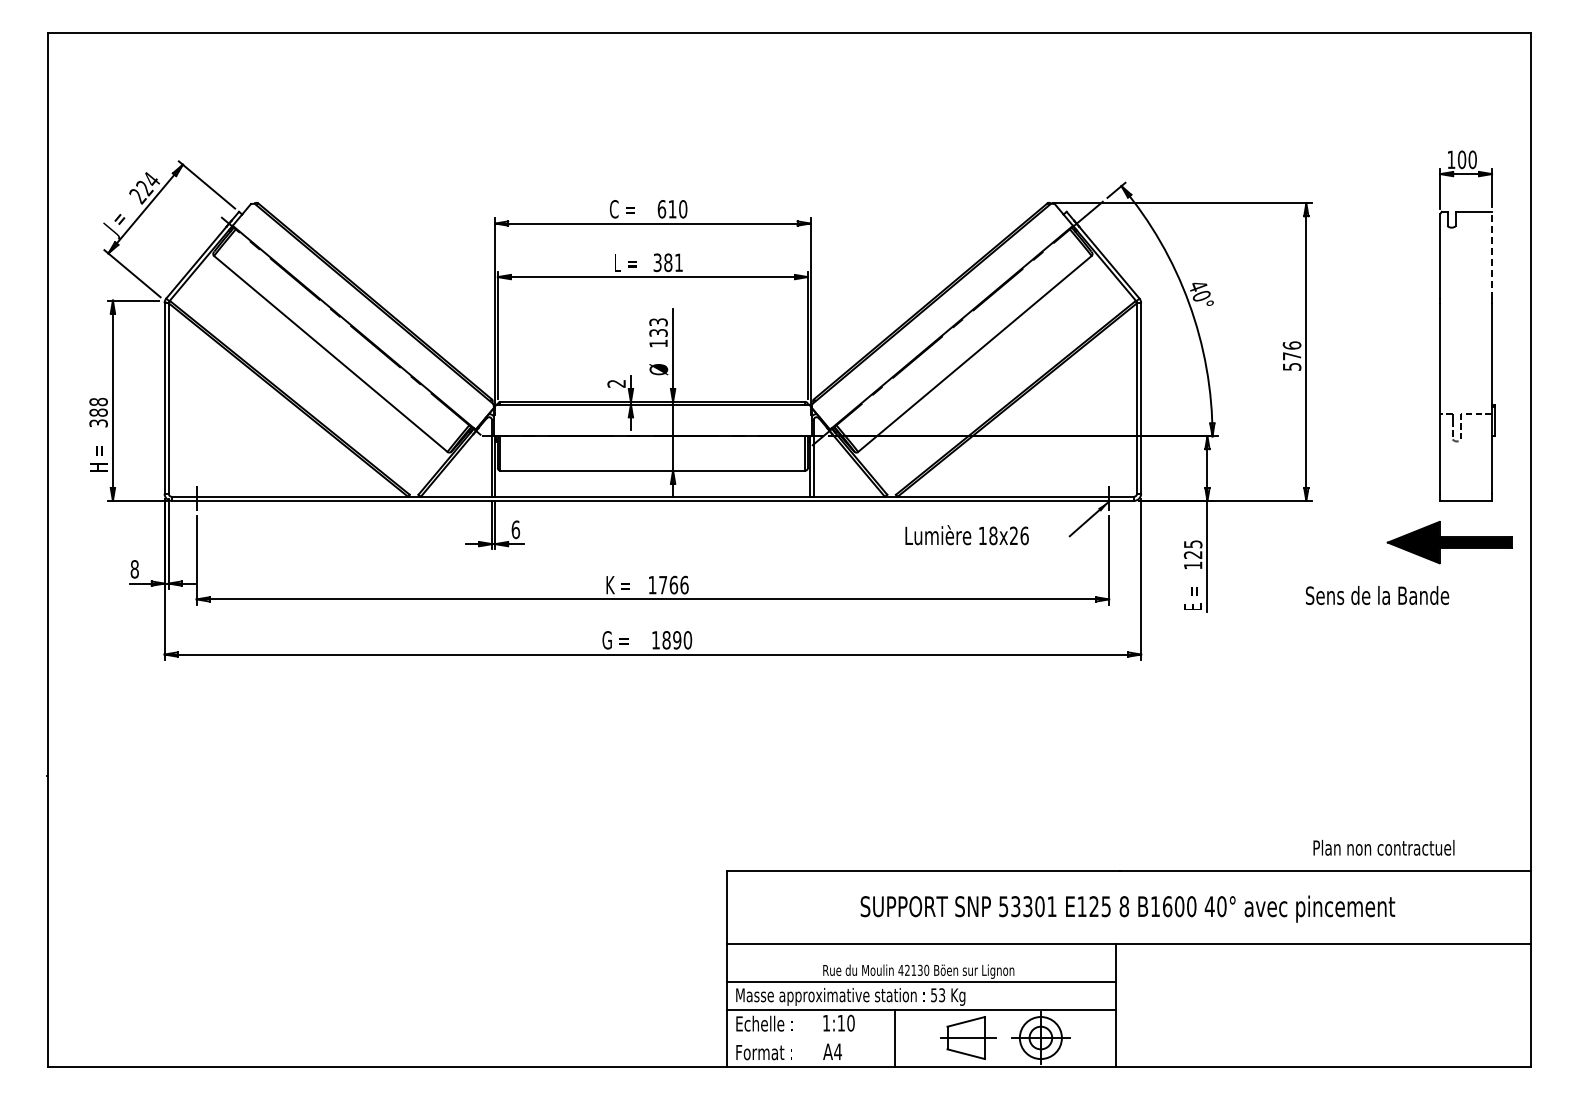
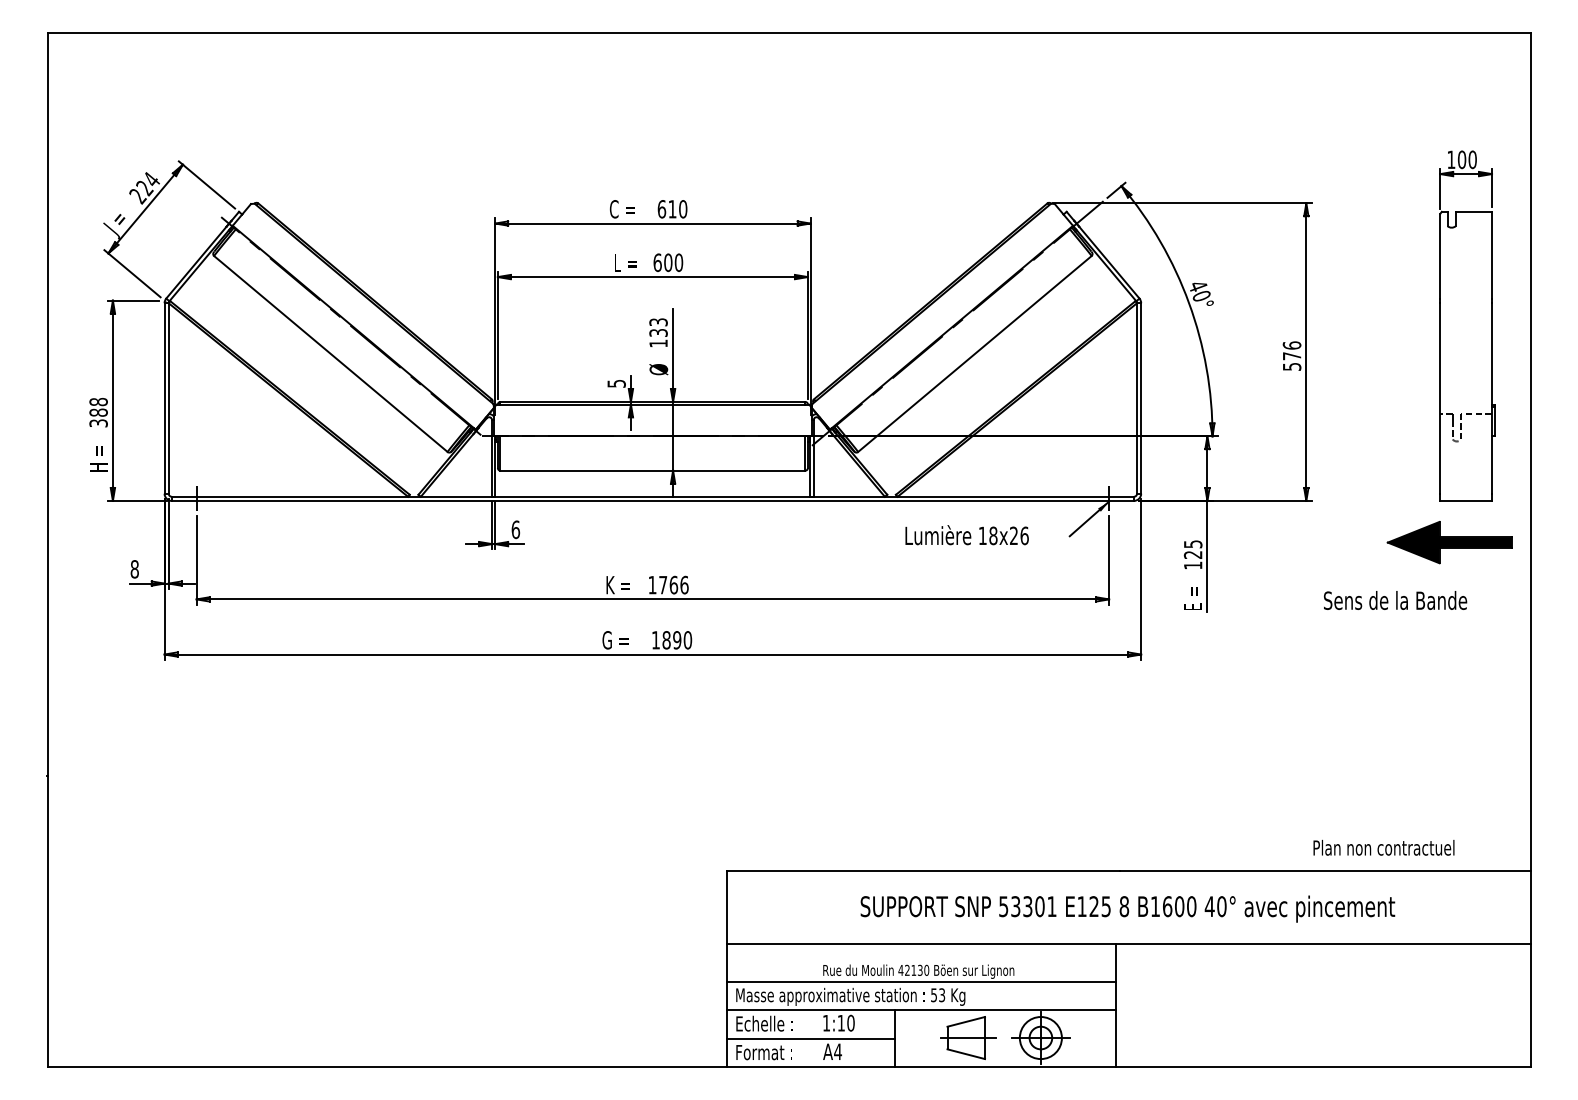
line: dashed -> solid (1491, 254)
text: 381 -> 600 (668, 262)
text: 2 -> 5 (616, 383)
text position: (1377, 595) -> (1395, 600) (1395, 600)
line: none -> present (810, 1038)
